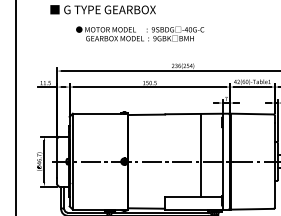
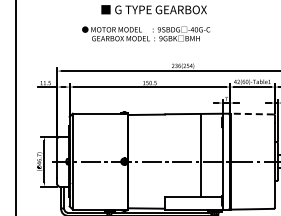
text position: (102, 9) -> (153, 9) (153, 9)
text position: (140, 33) -> (146, 33) (146, 33)
line: solid -> dashed (251, 114)
